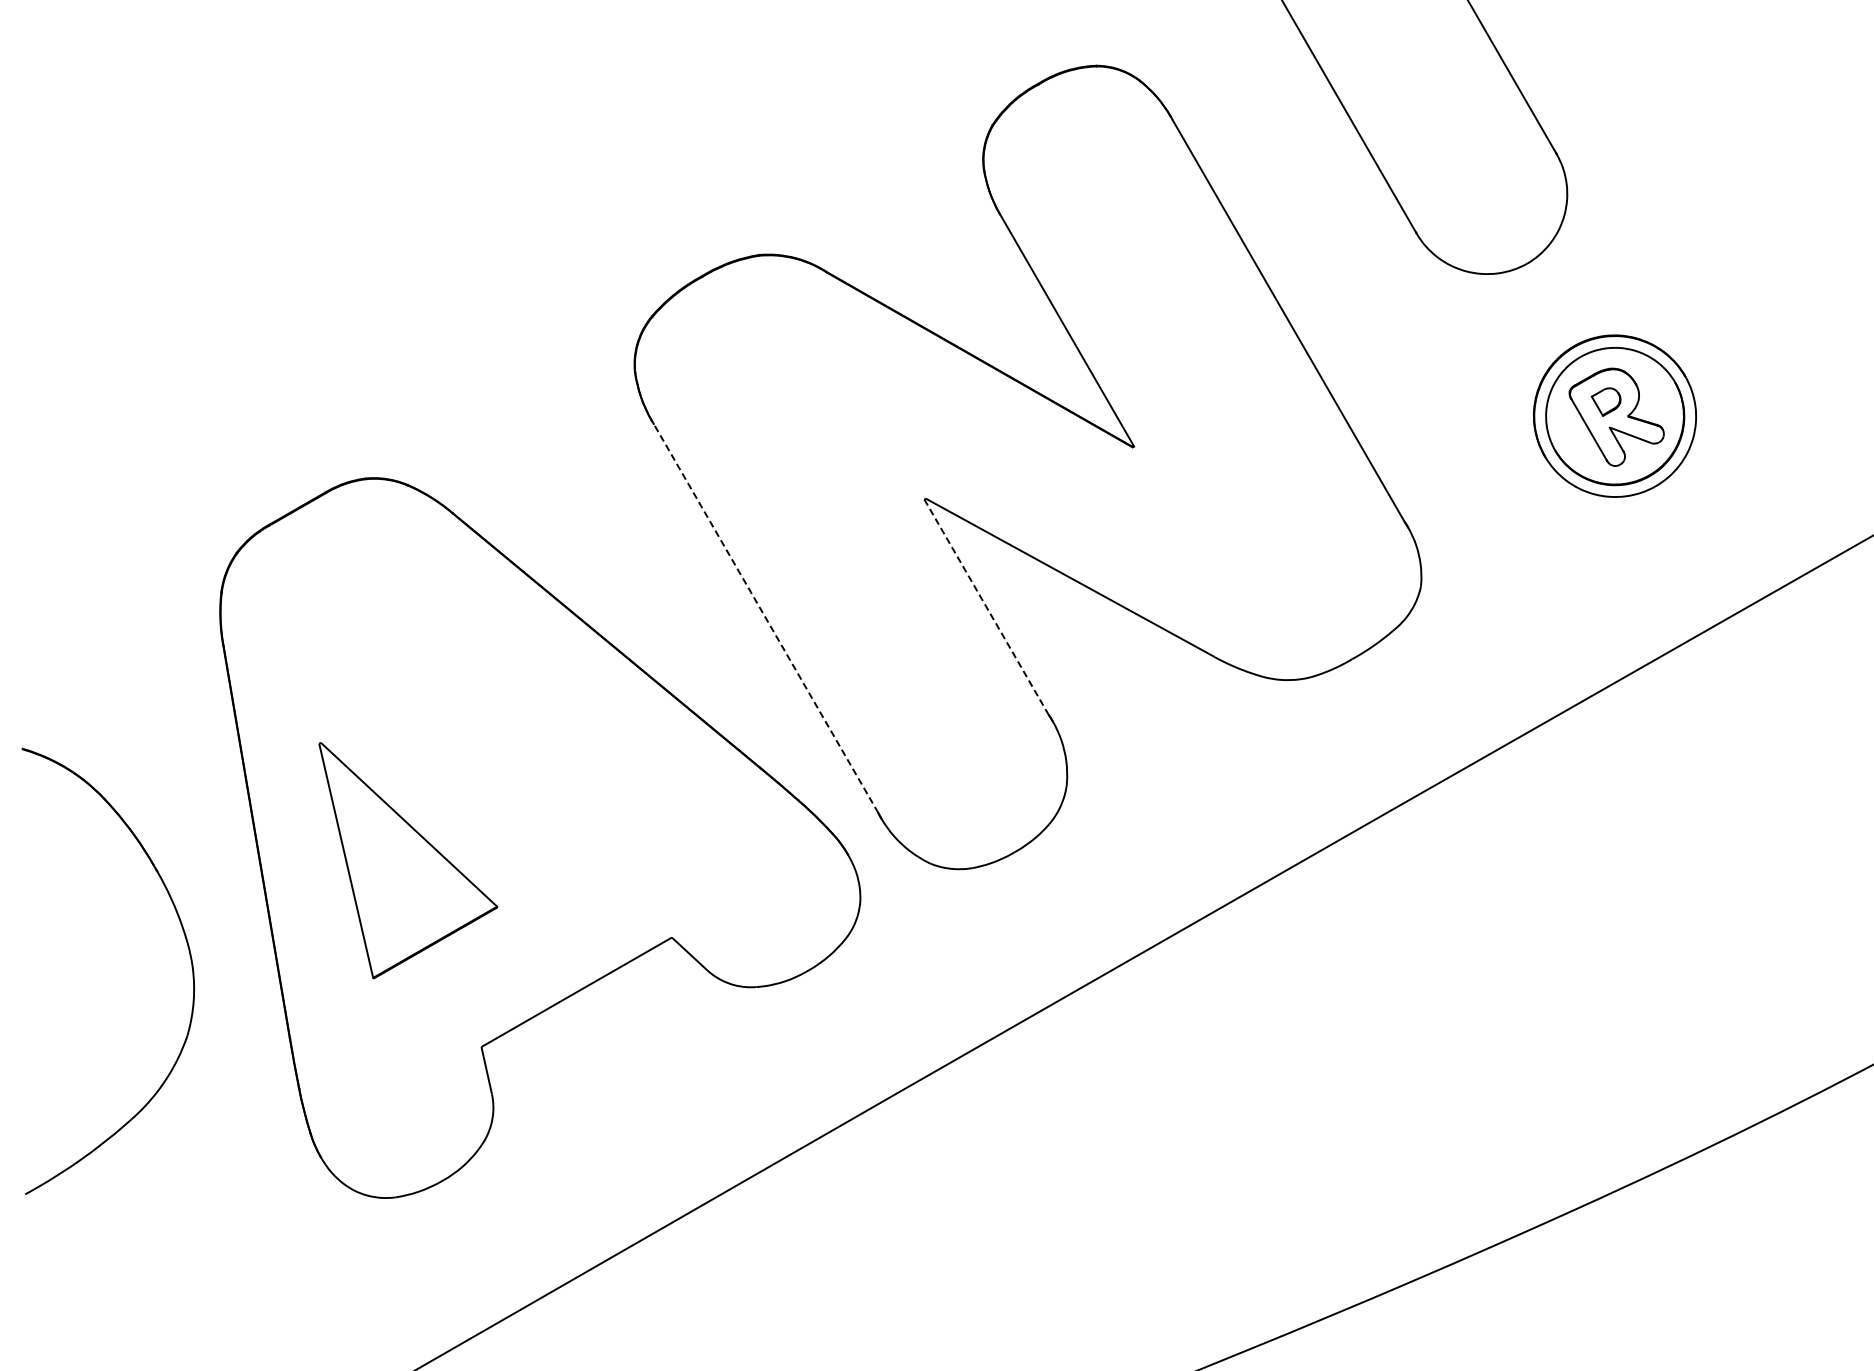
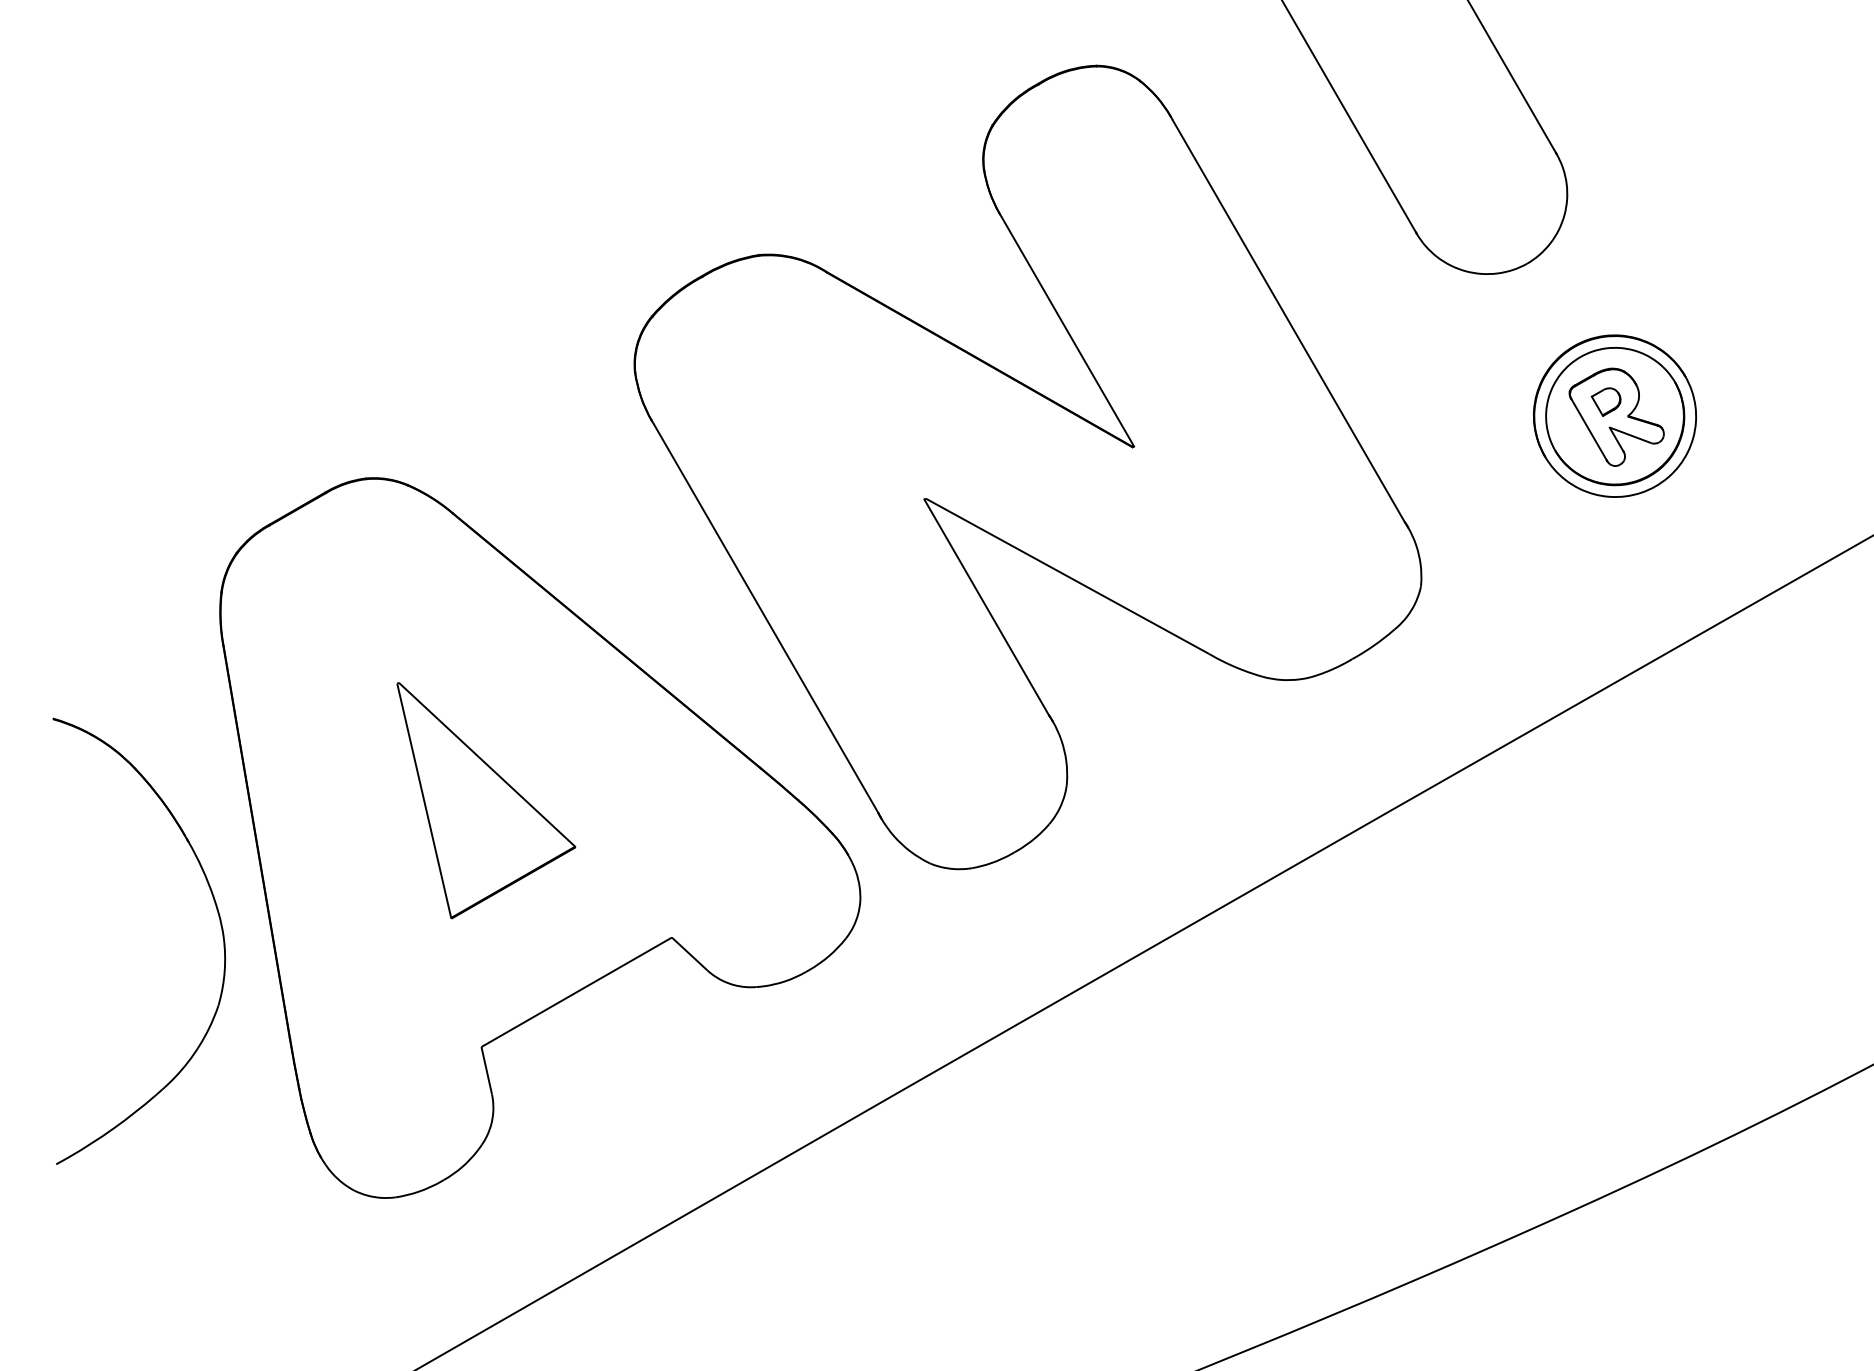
line: dashed -> solid (986, 607)
line: dashed -> solid (766, 618)
part position: (408, 860) -> (486, 800) (486, 800)
part position: (189, 956) -> (220, 926) (220, 926)
